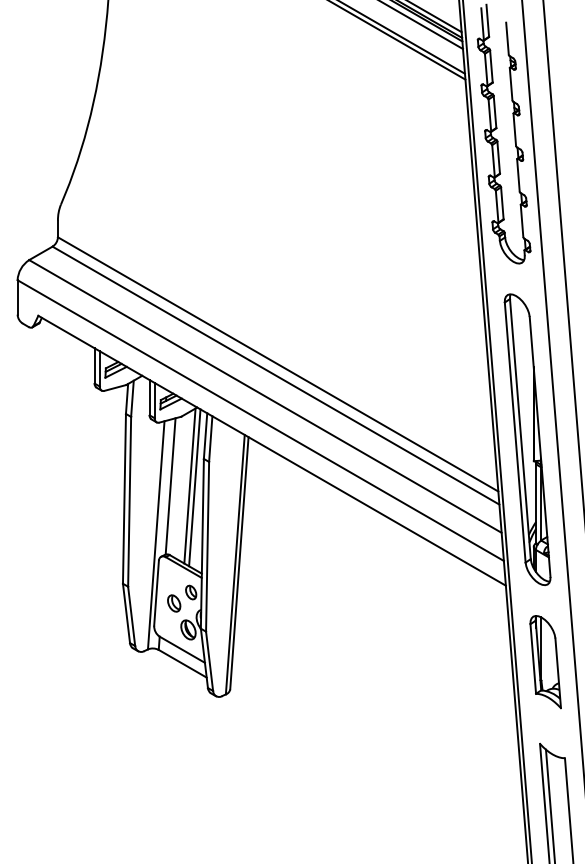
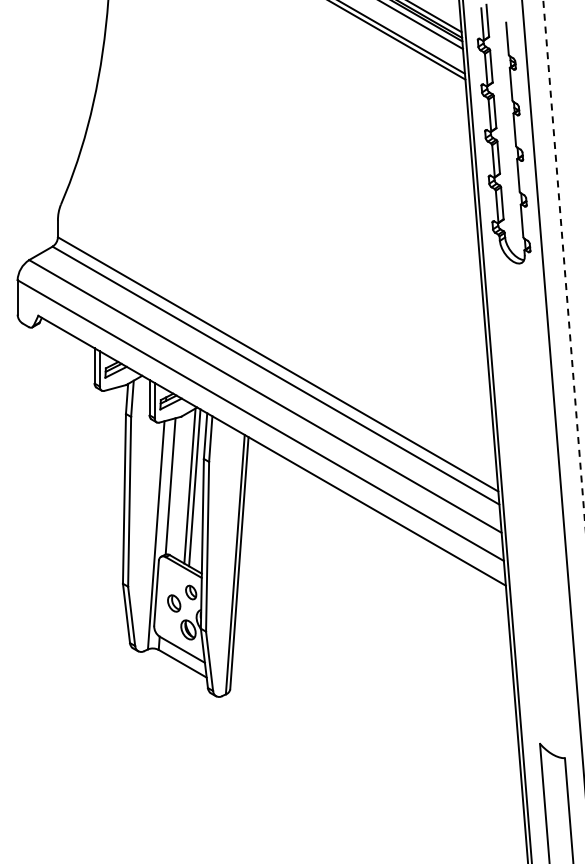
line: solid -> dashed (564, 261)
part: present -> none (527, 439)
part: present -> none (545, 662)
line: present -> none (549, 804)
